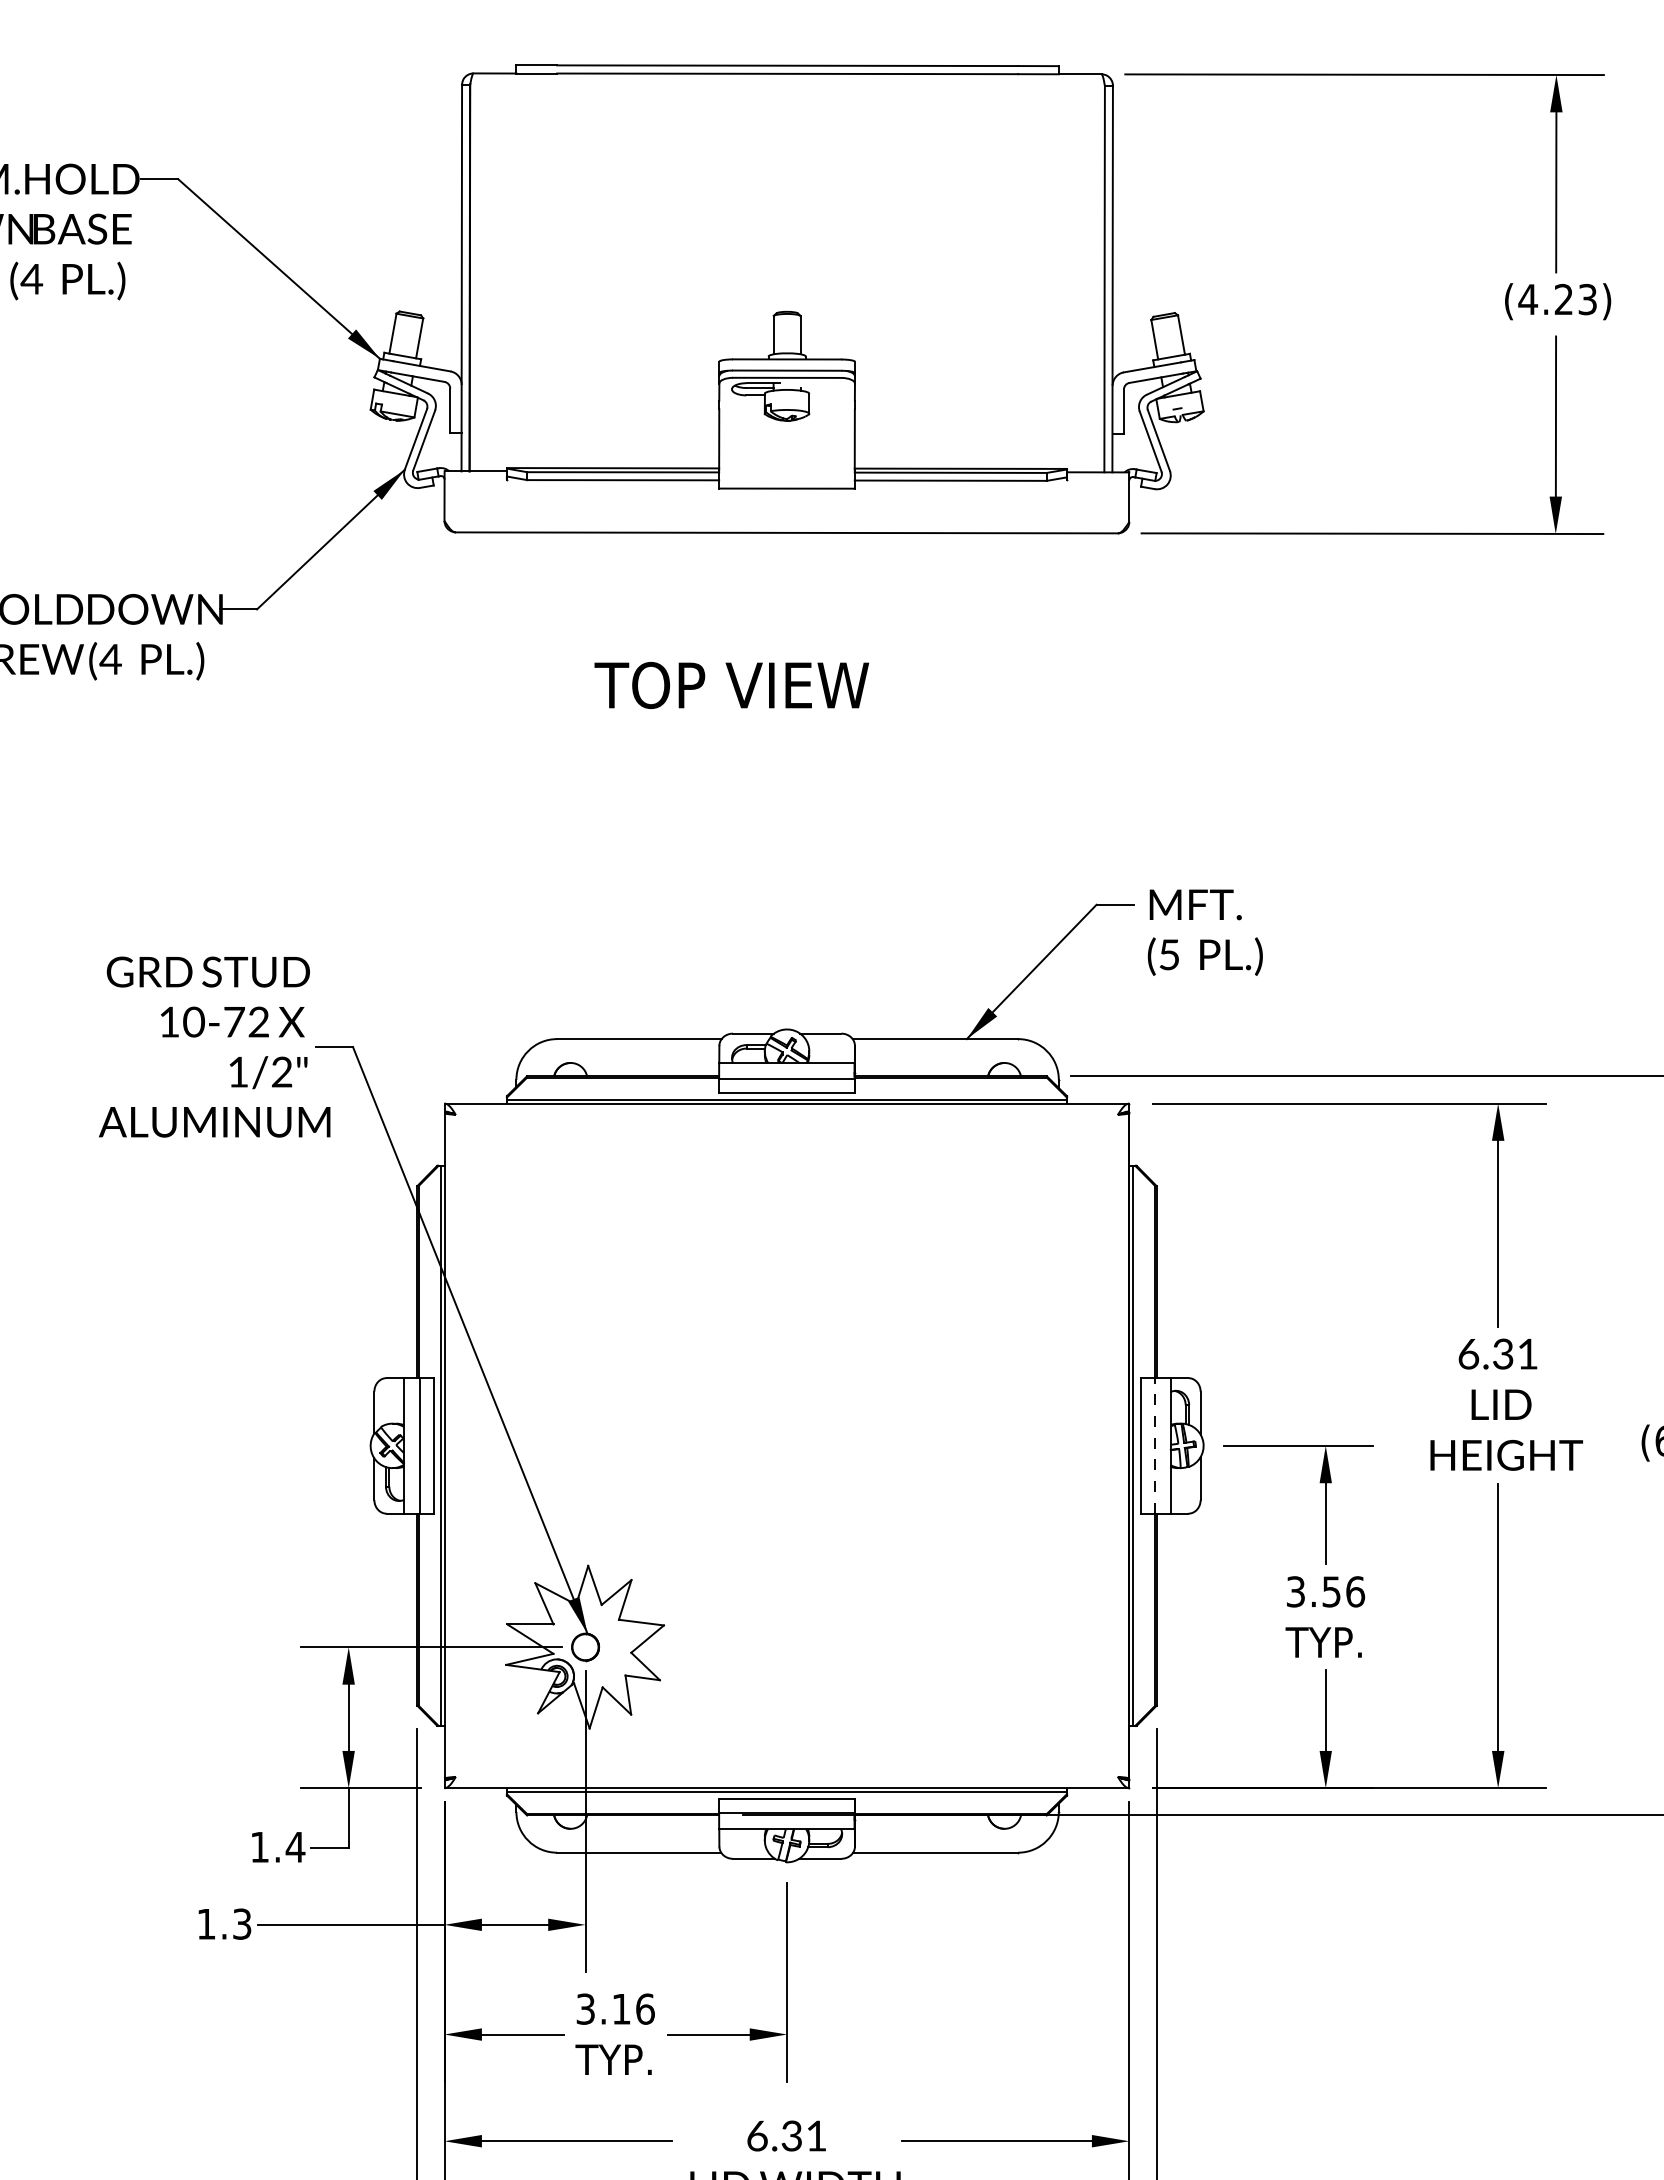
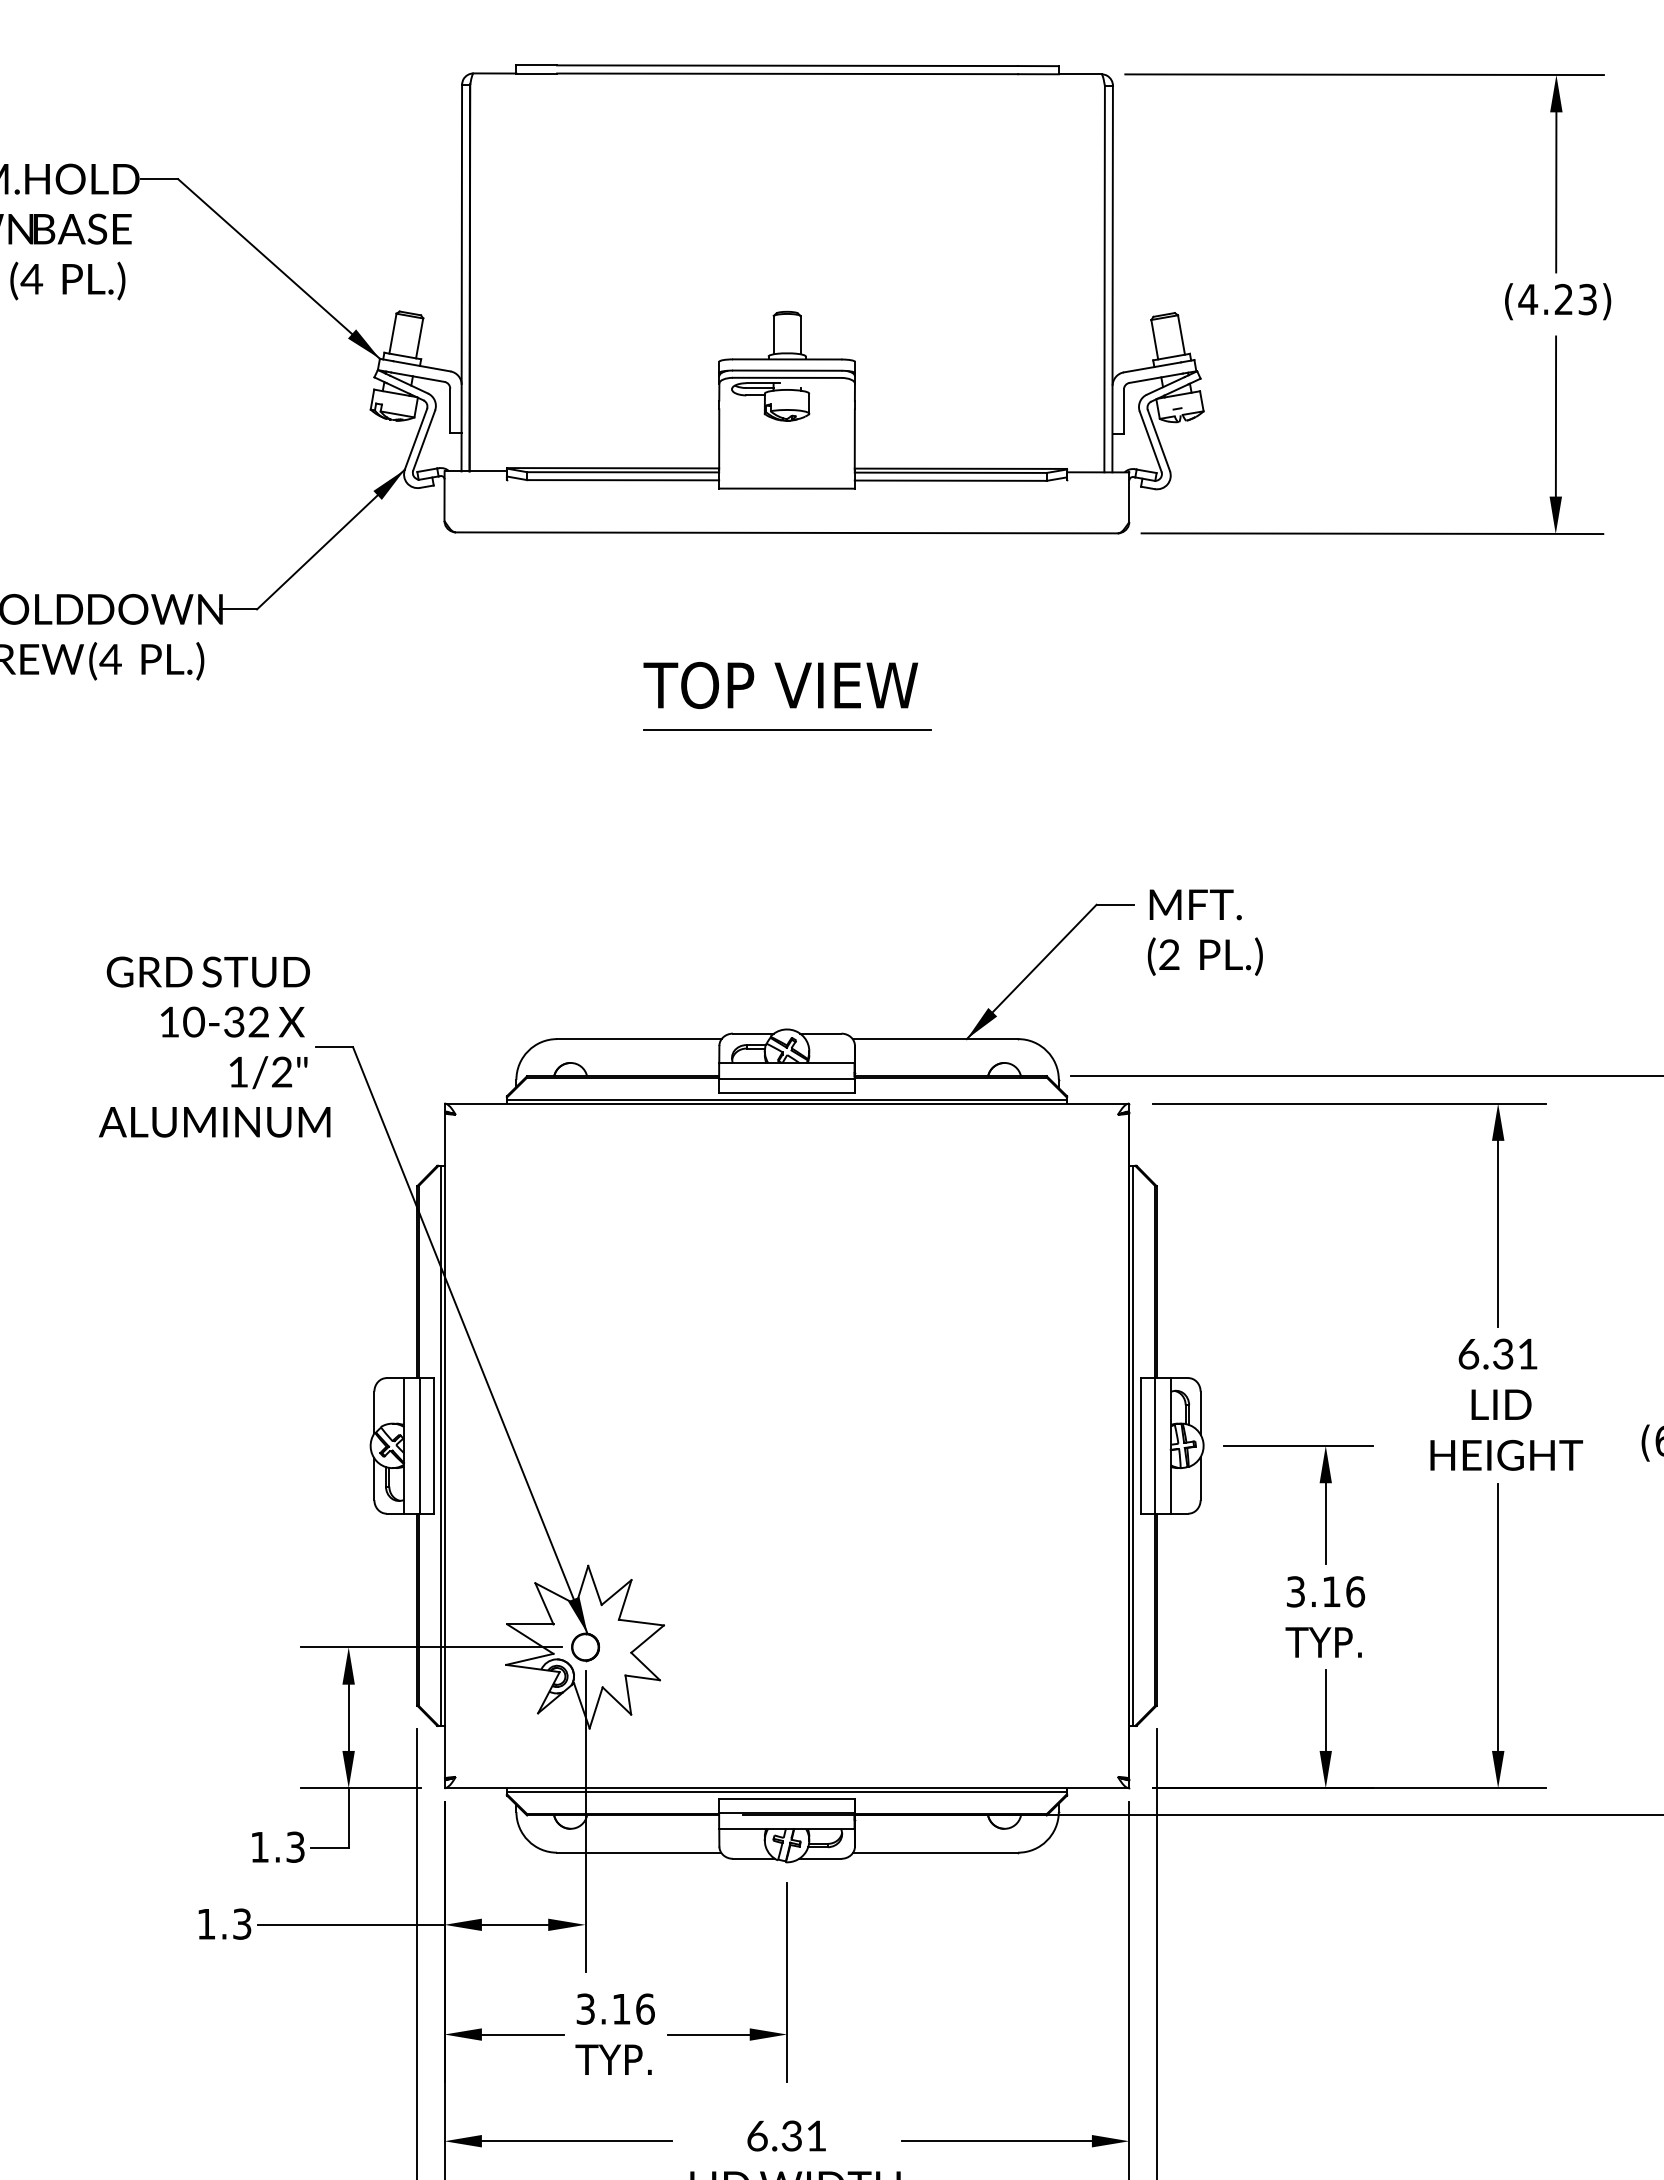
text position: (731, 685) -> (780, 685) (780, 685)
line: none -> present (787, 730)
text: (5 -> (2 (1169, 954)
text: 10-72 -> 10-32 (234, 1021)
line: dashed -> solid (1154, 1445)
text: 3.56 -> 3.16 (1331, 1591)
text: 1.4 -> 1.3 (295, 1846)
